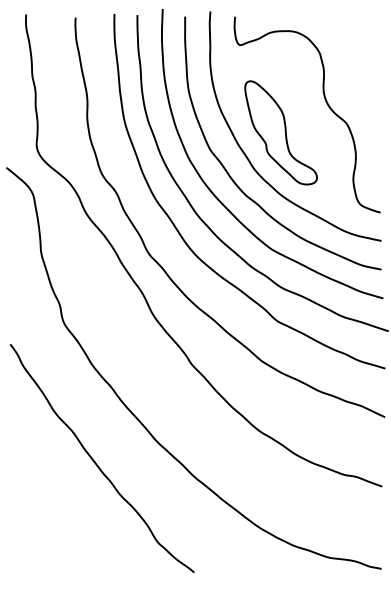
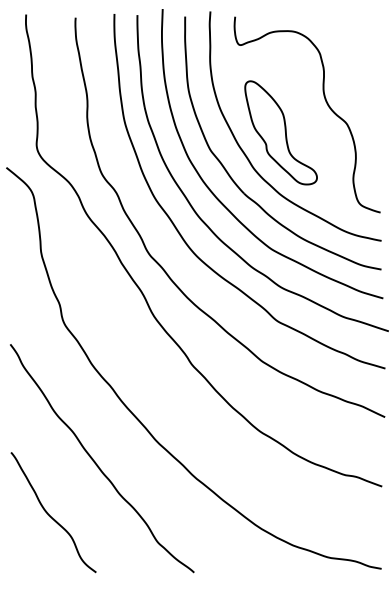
curve: none -> present (50, 515)
